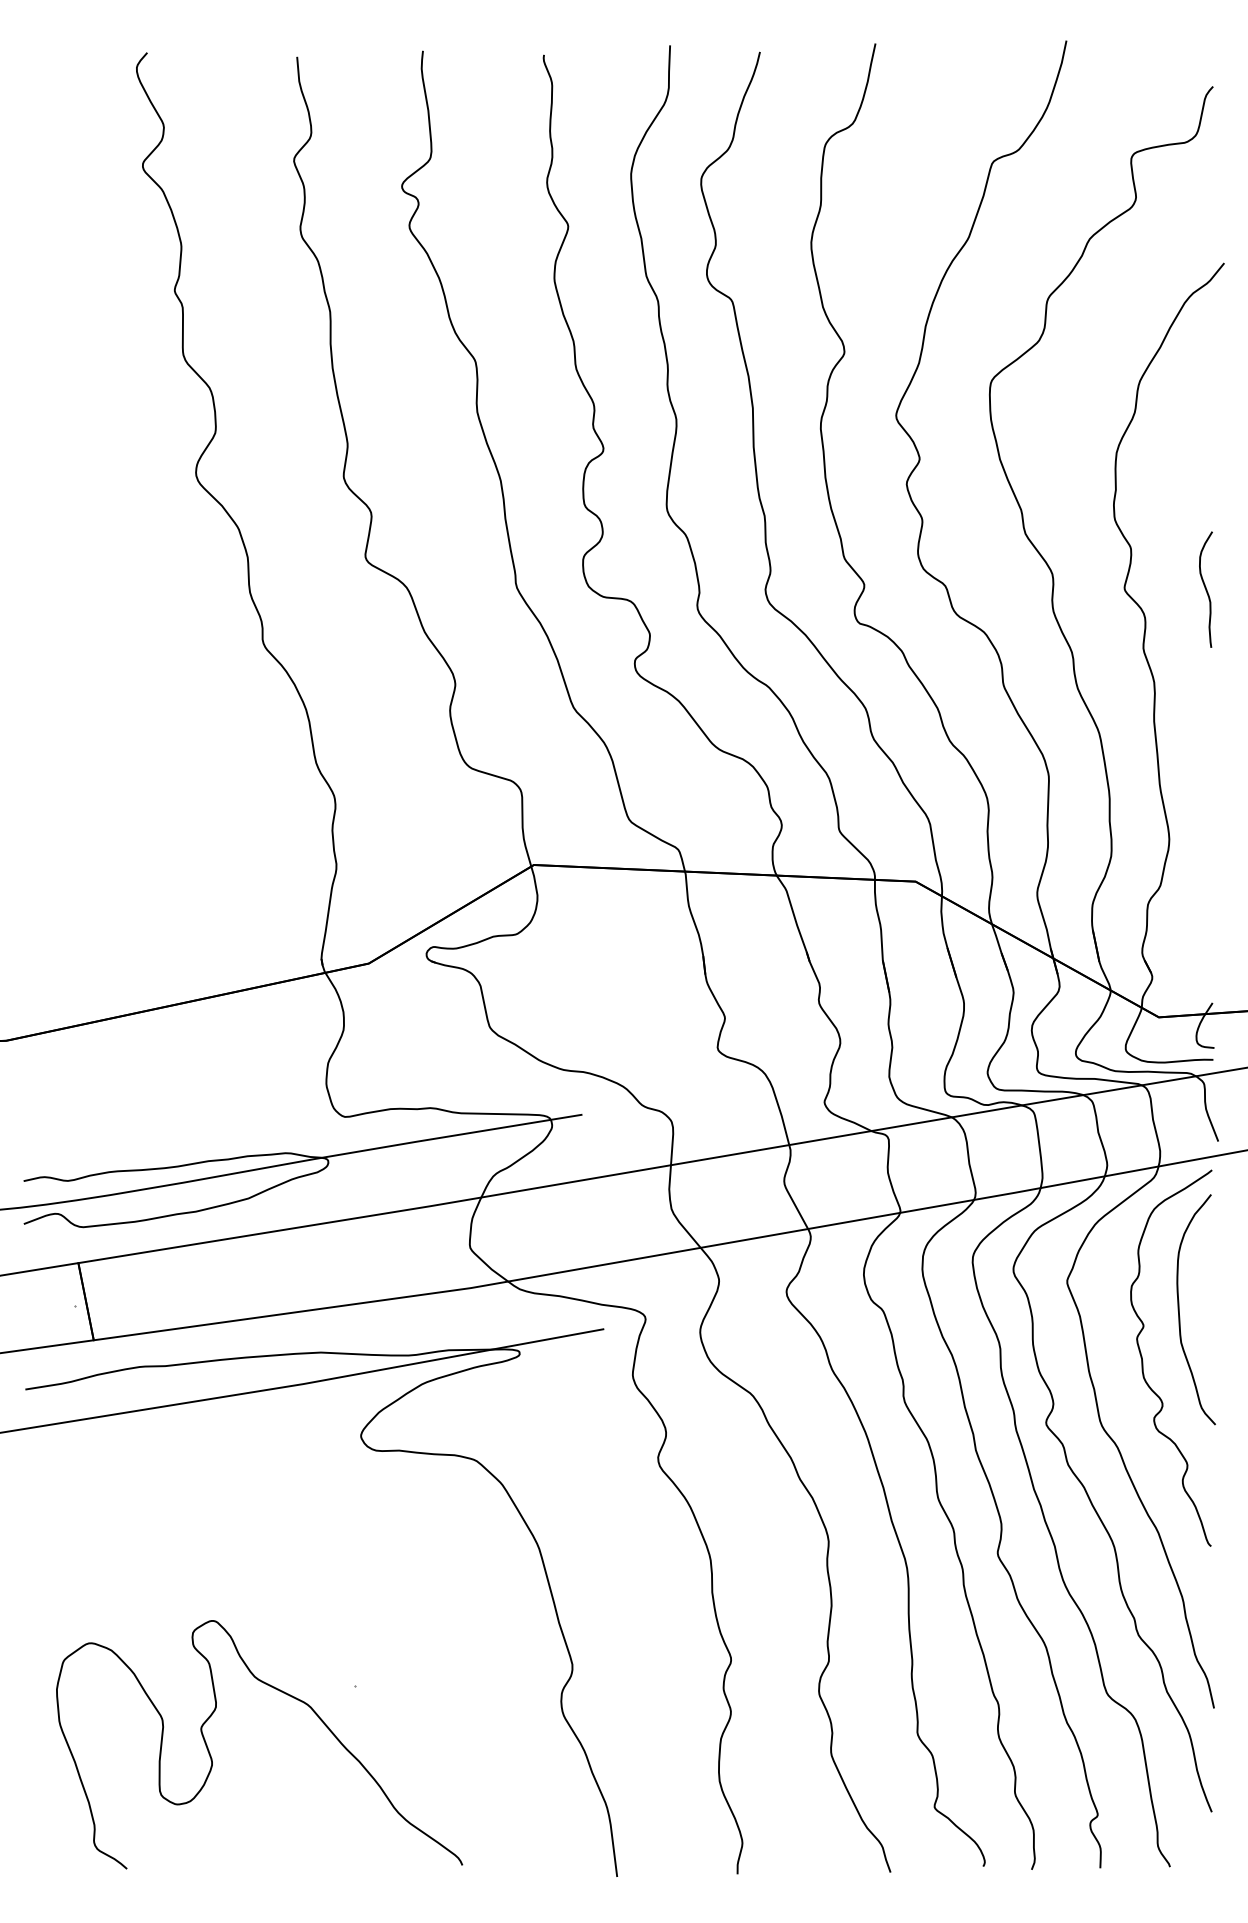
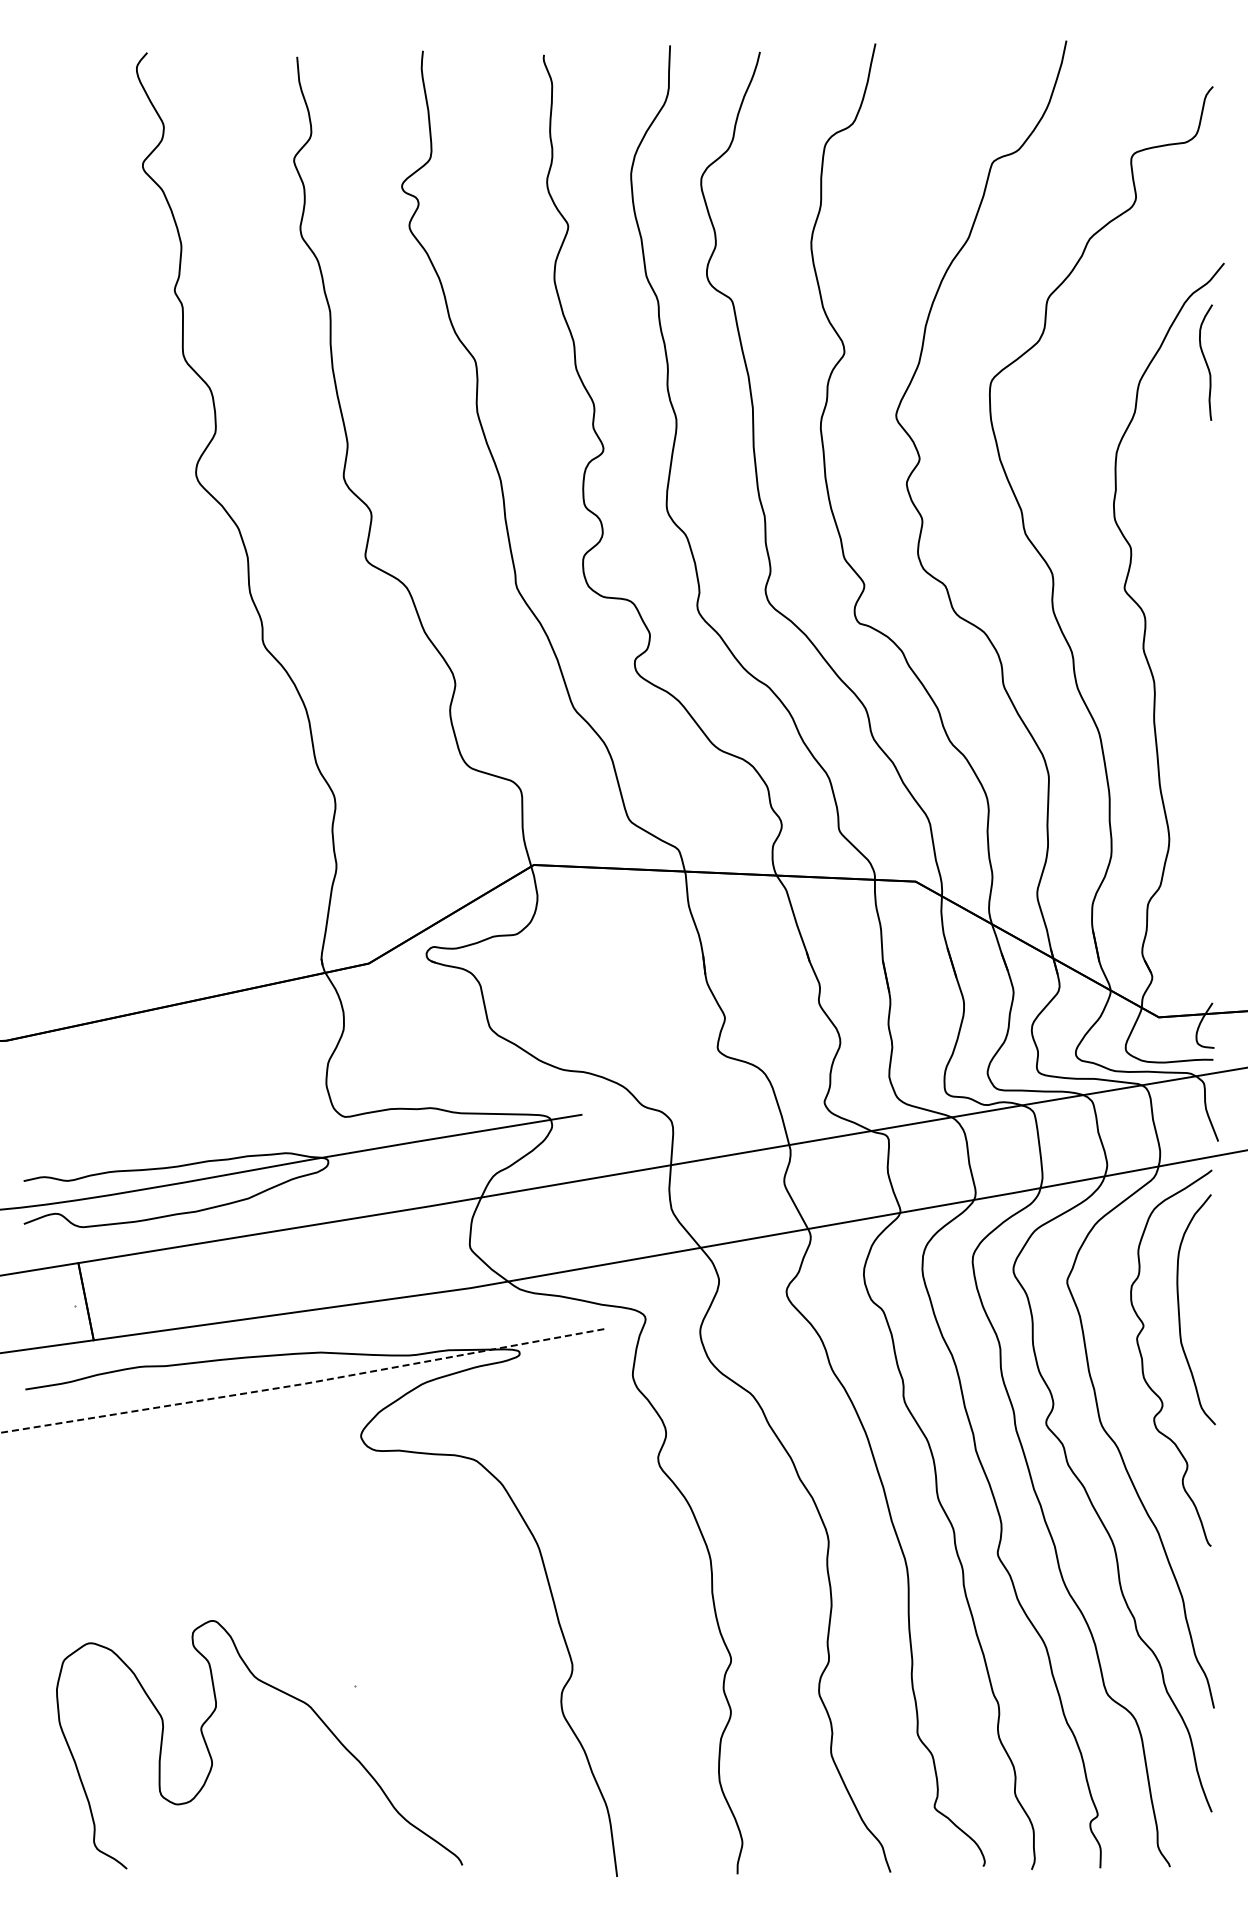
curve position: (1205, 589) -> (1205, 362) (1205, 362)
line: solid -> dashed (302, 1384)
